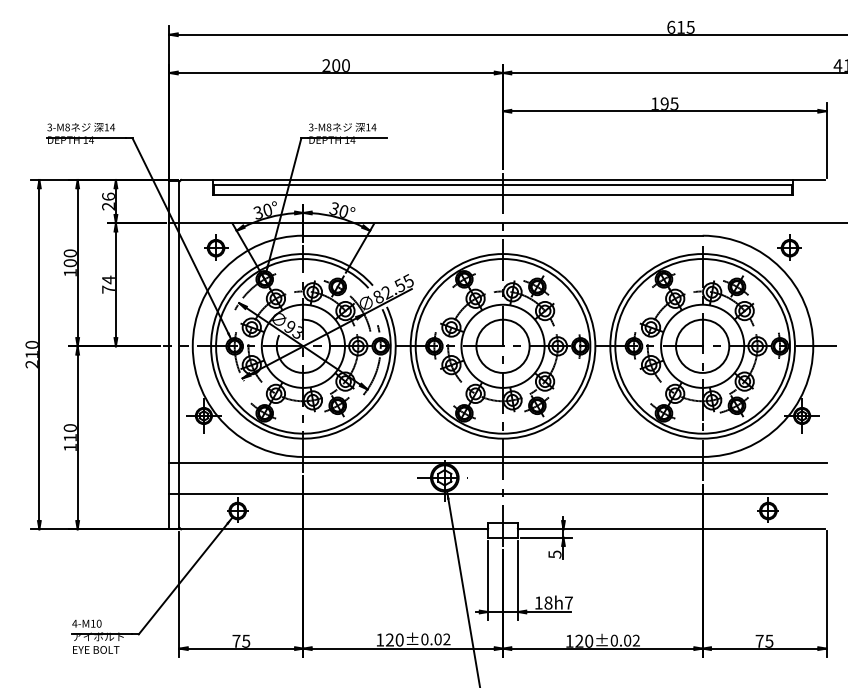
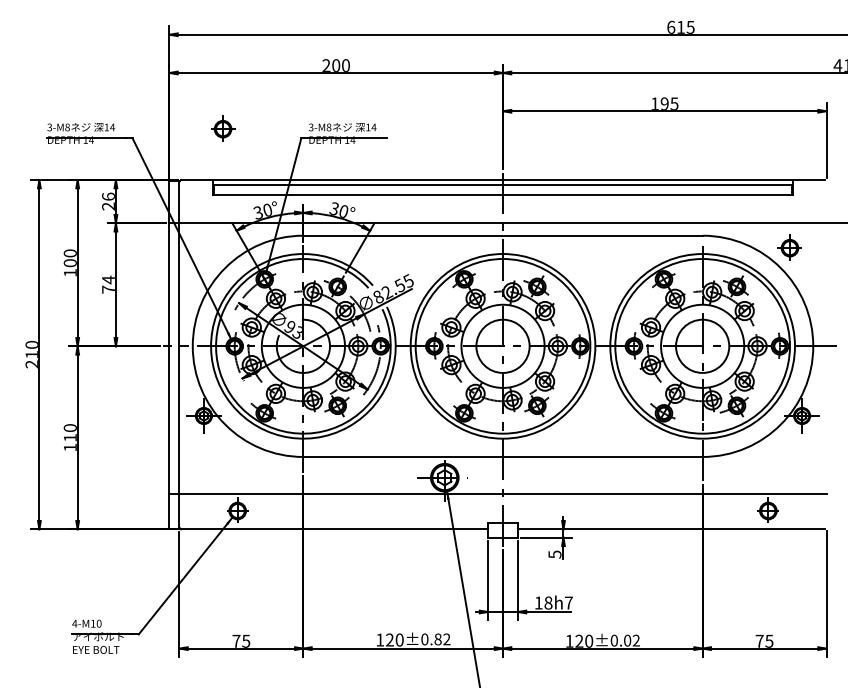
part position: (216, 247) -> (223, 128) (223, 128)
line: present -> none (497, 462)
text: ±0.02 -> ±0.82 (437, 639)
